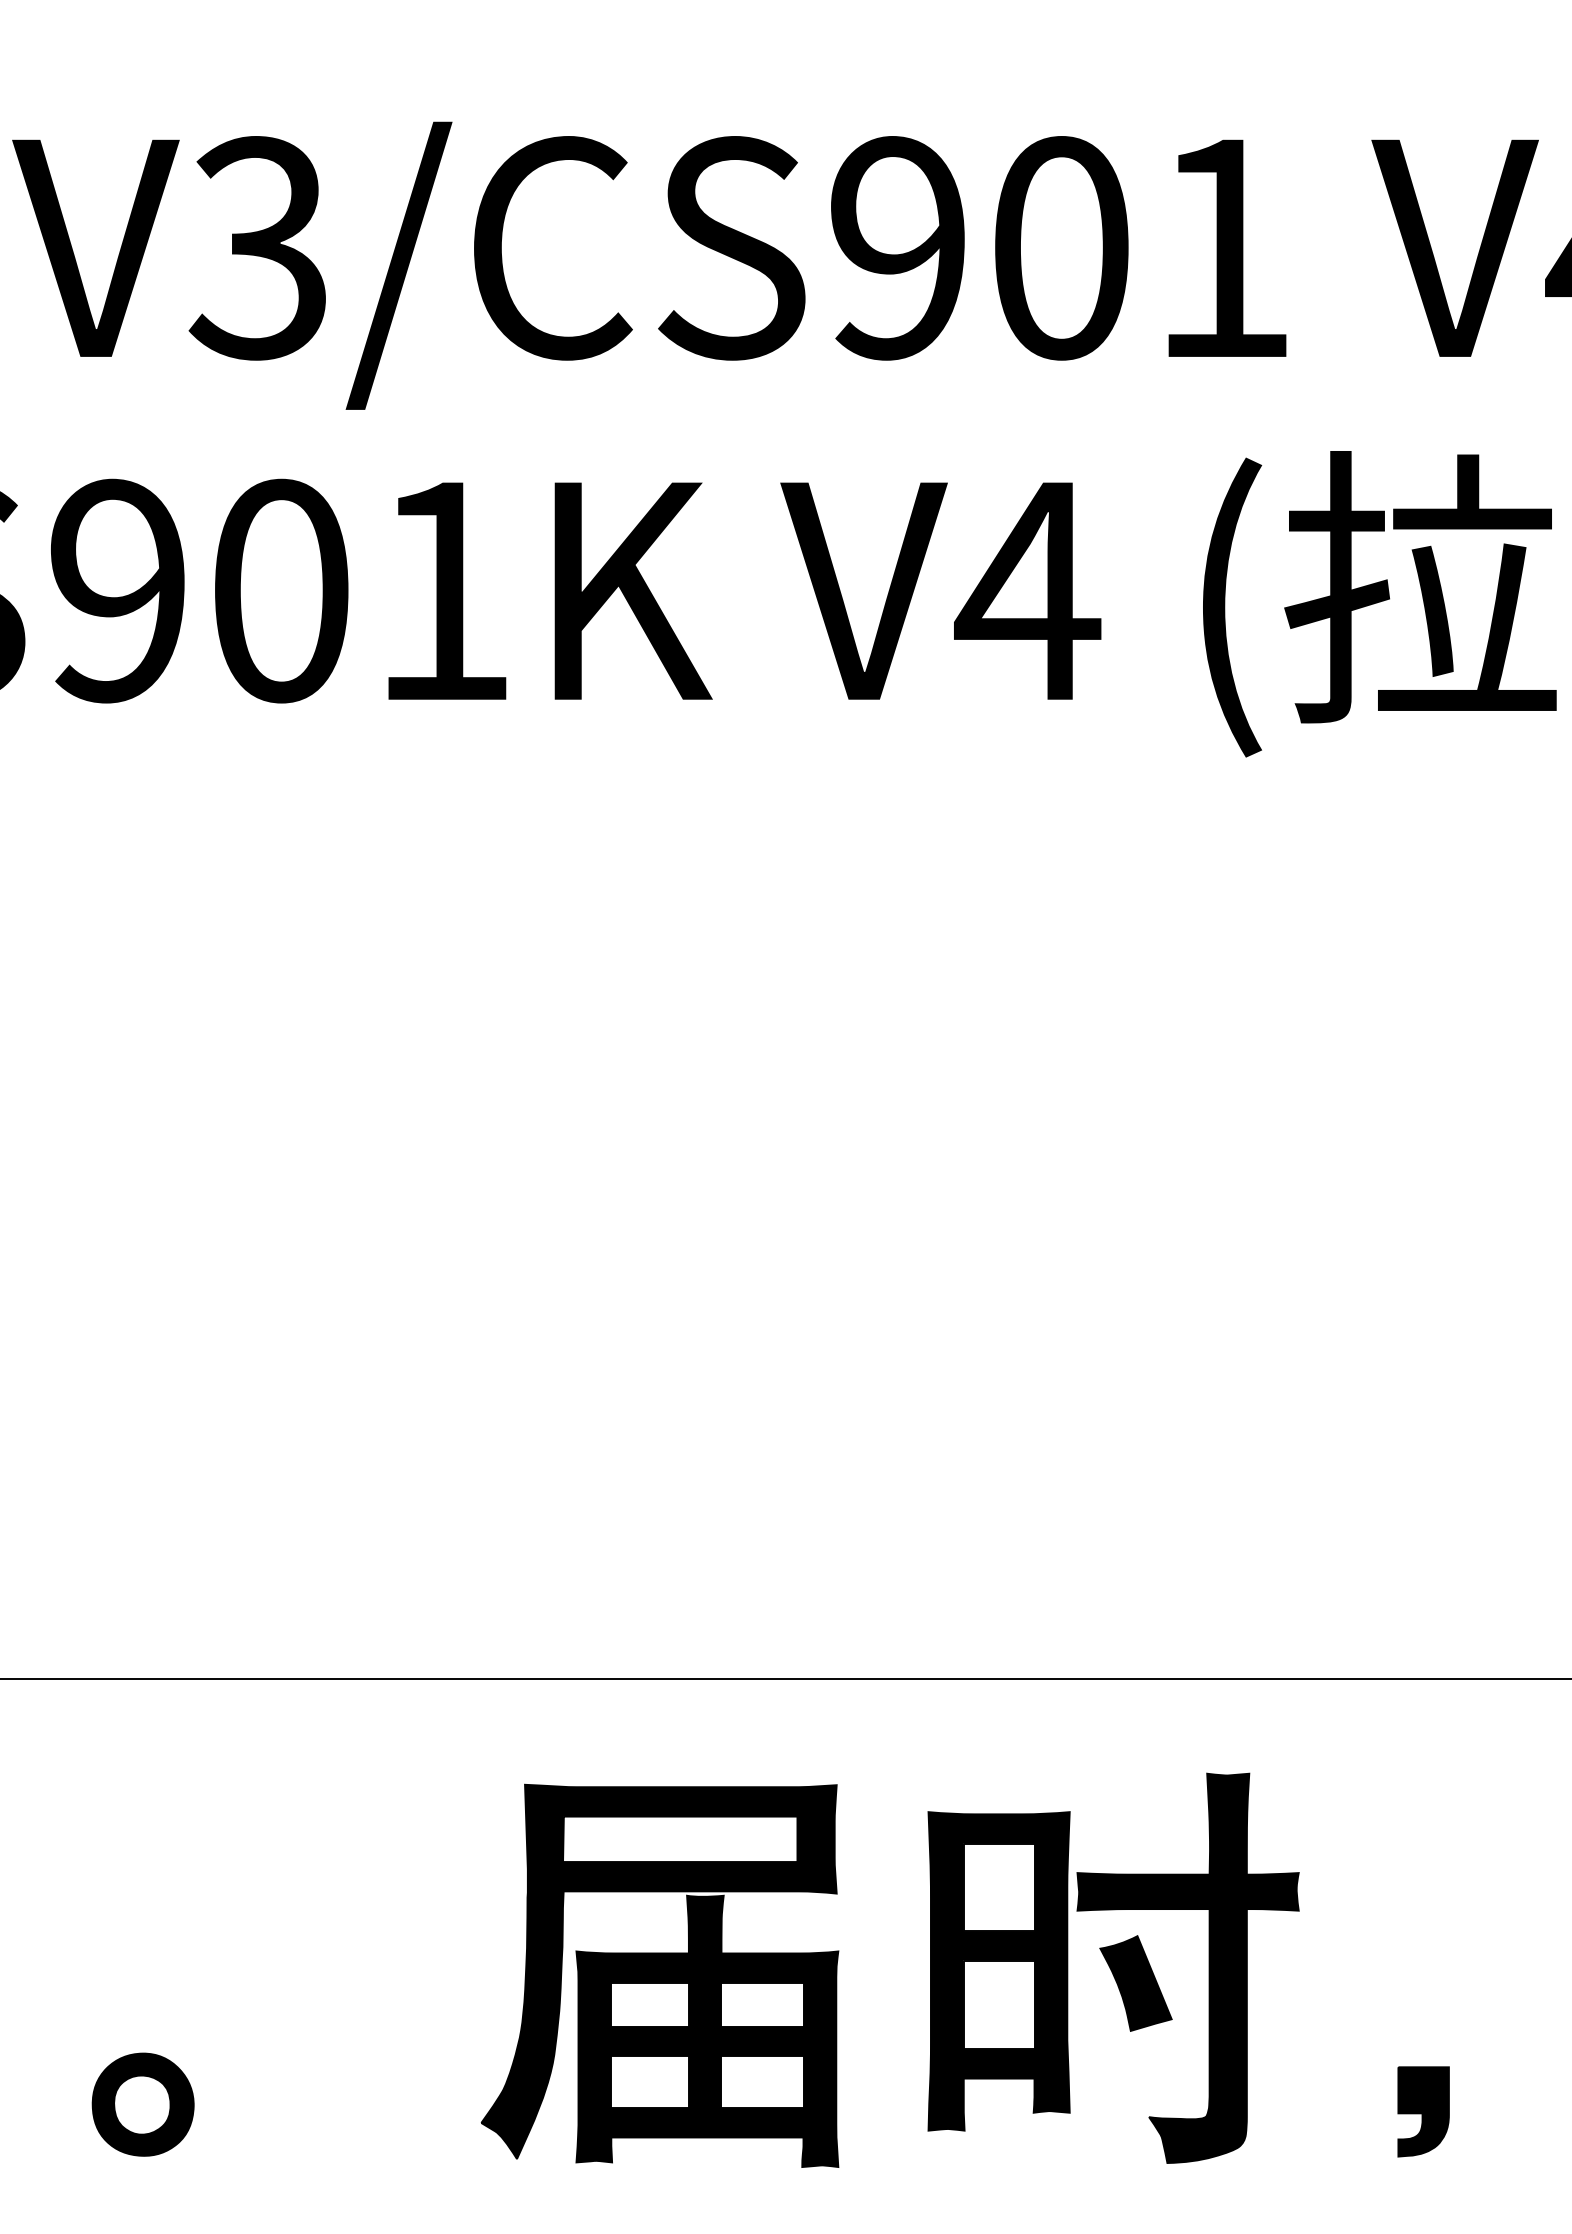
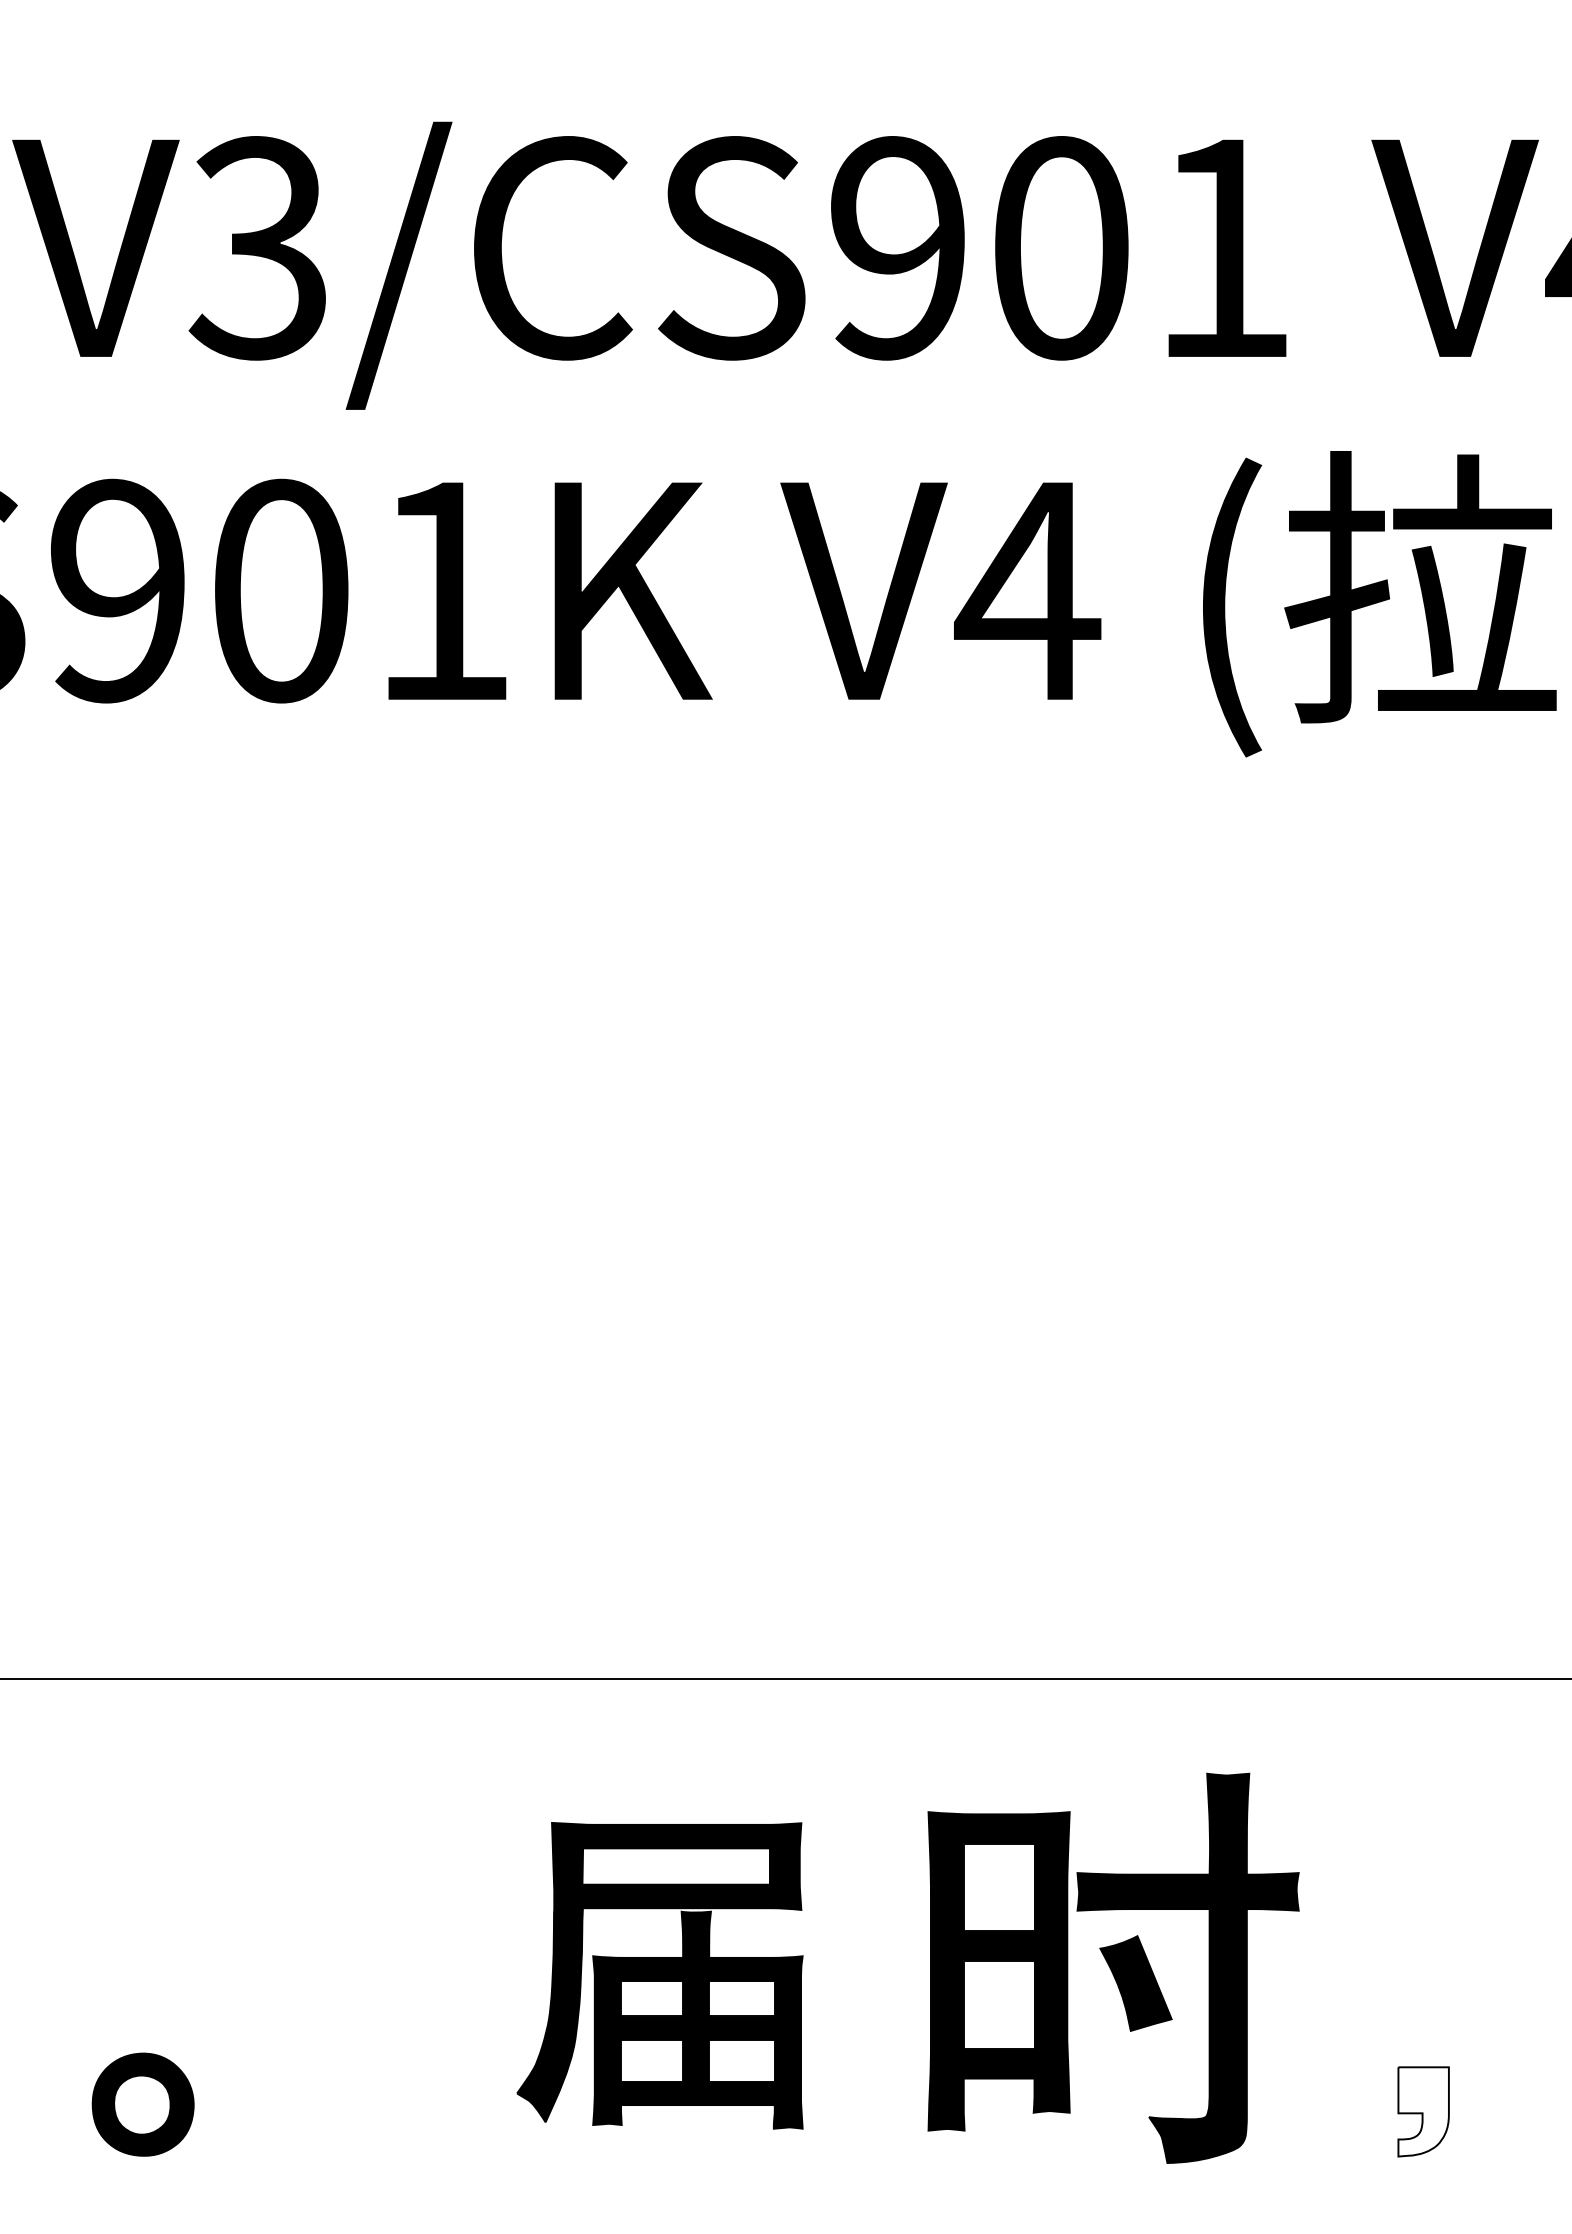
part size: 360x385 px -> 288x308 px (659, 1975)
fill: present -> none (1423, 2111)
